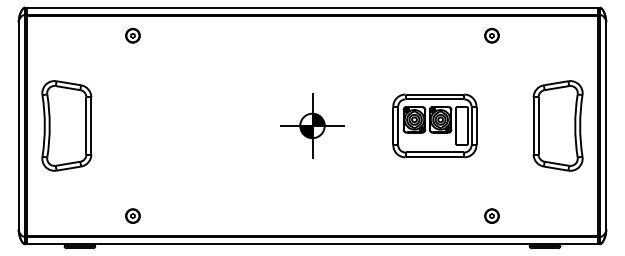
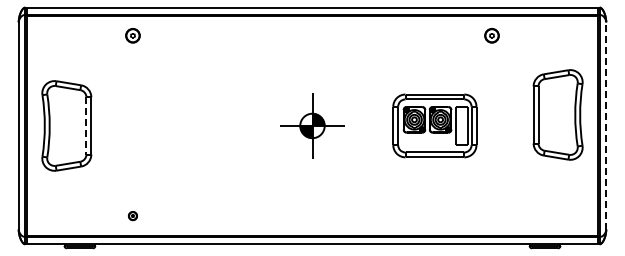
line: solid -> dashed (86, 125)
part position: (557, 125) -> (557, 114) (557, 114)
line: solid -> dashed (606, 125)
part size: 16x16 px -> 10x11 px (132, 216)
part: present -> none (491, 215)
